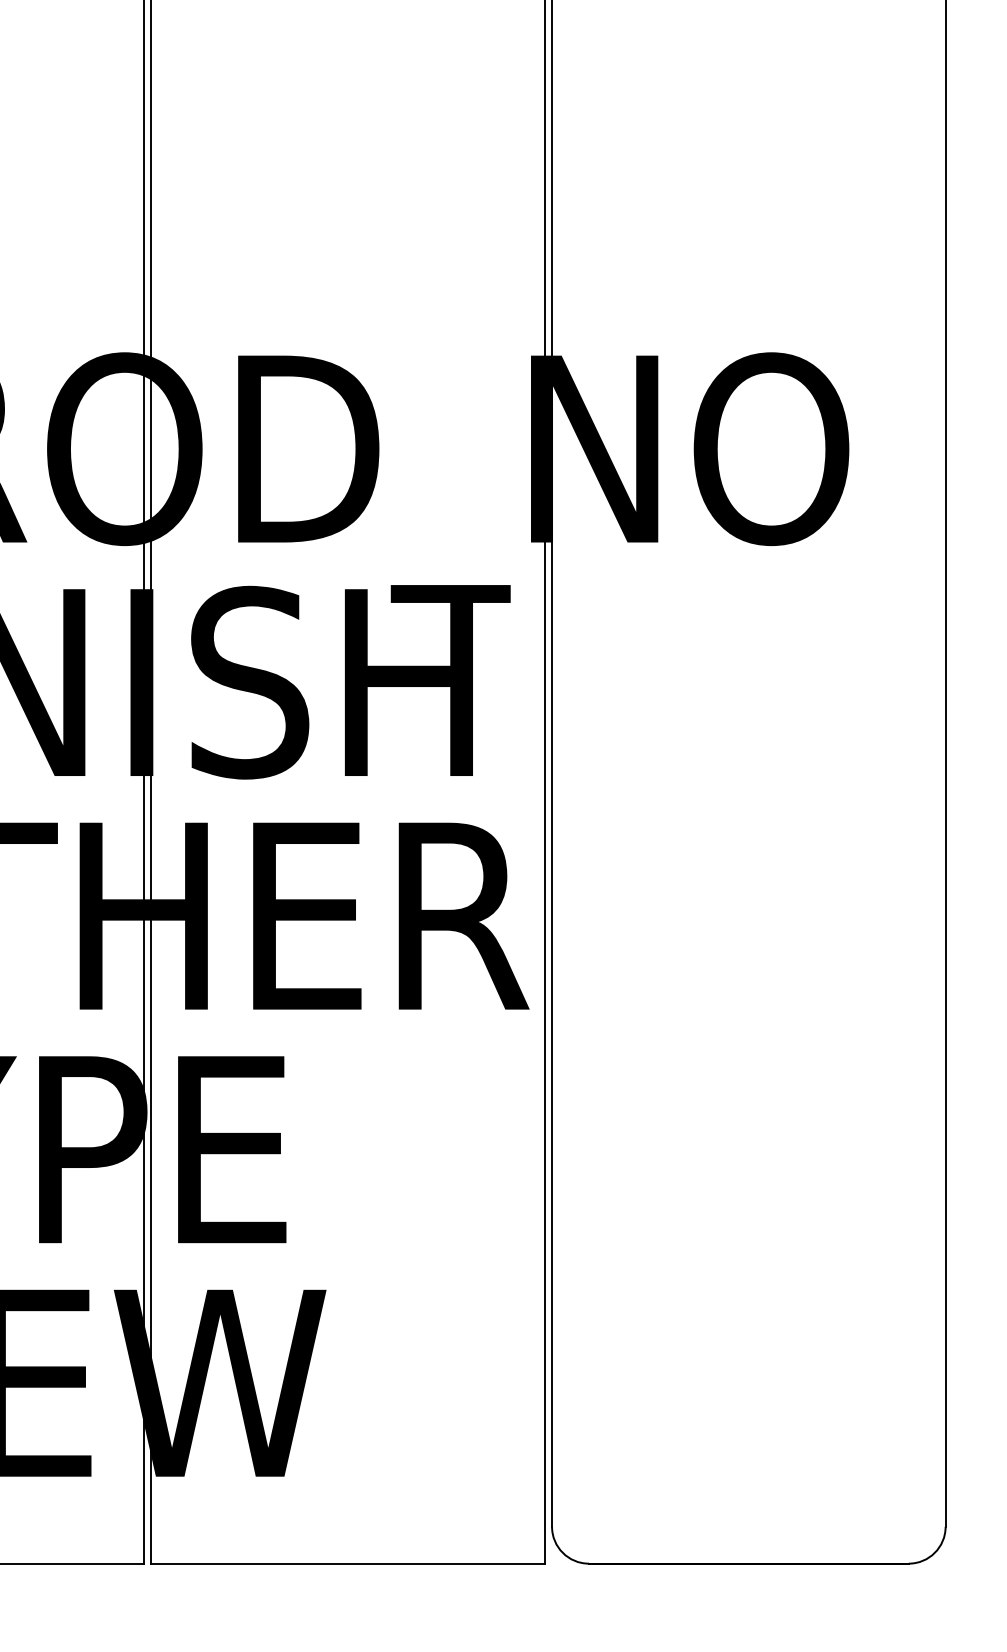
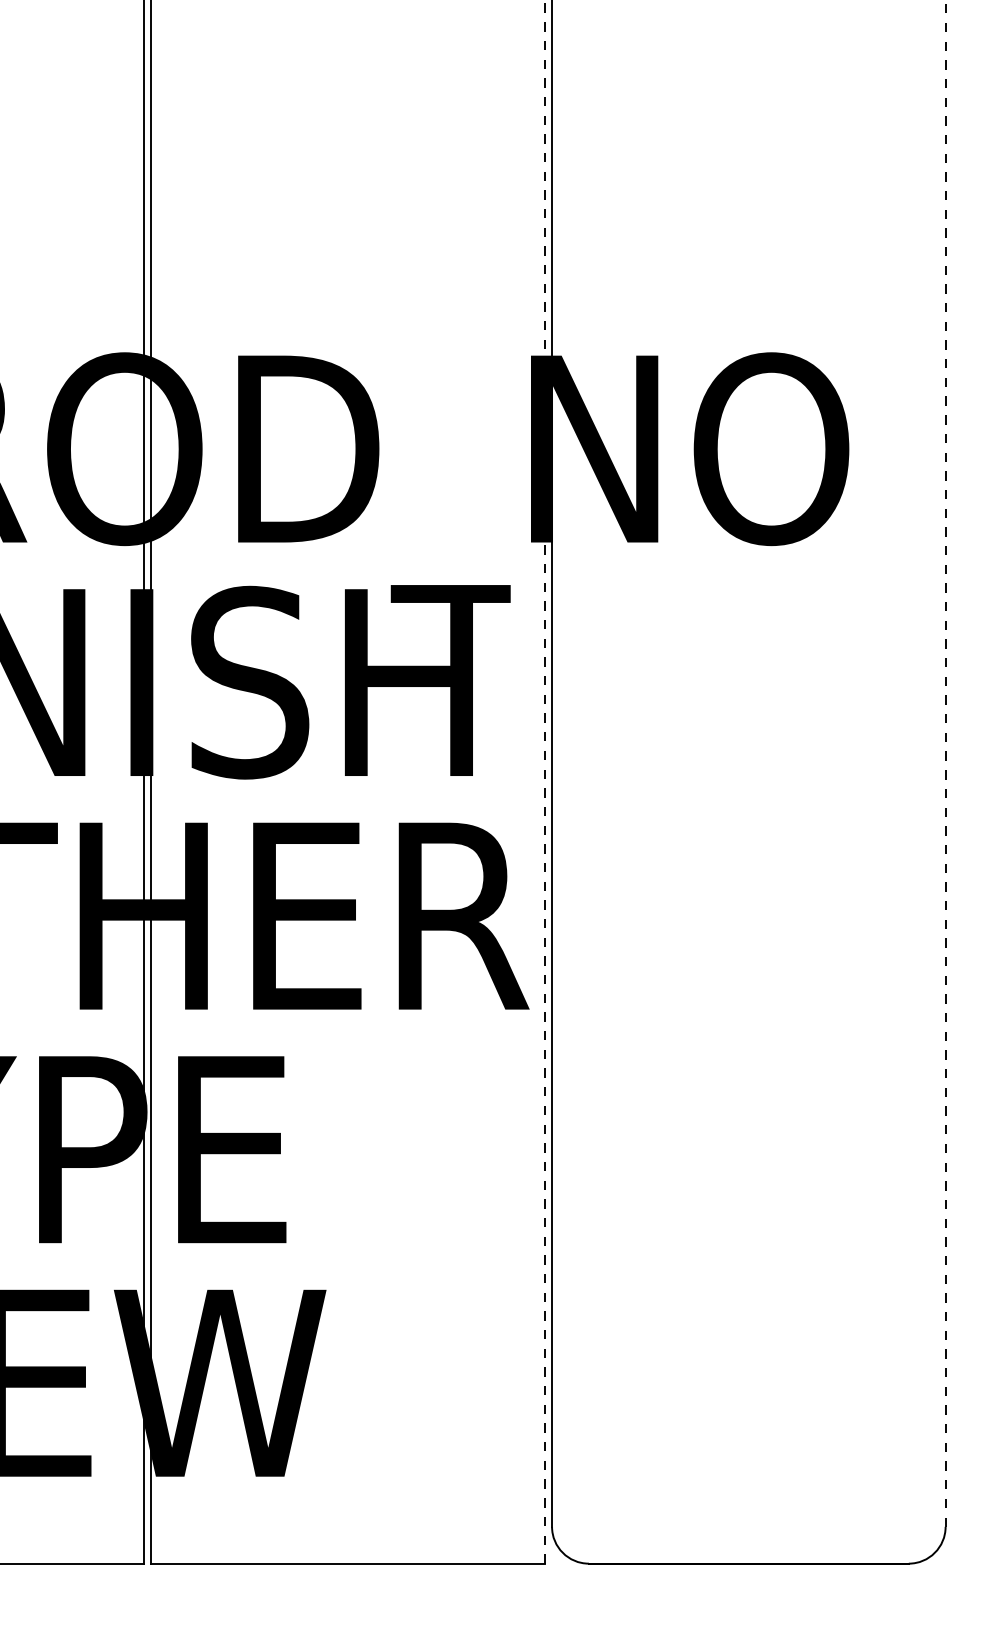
line: solid -> dashed (945, 762)
line: solid -> dashed (544, 781)
